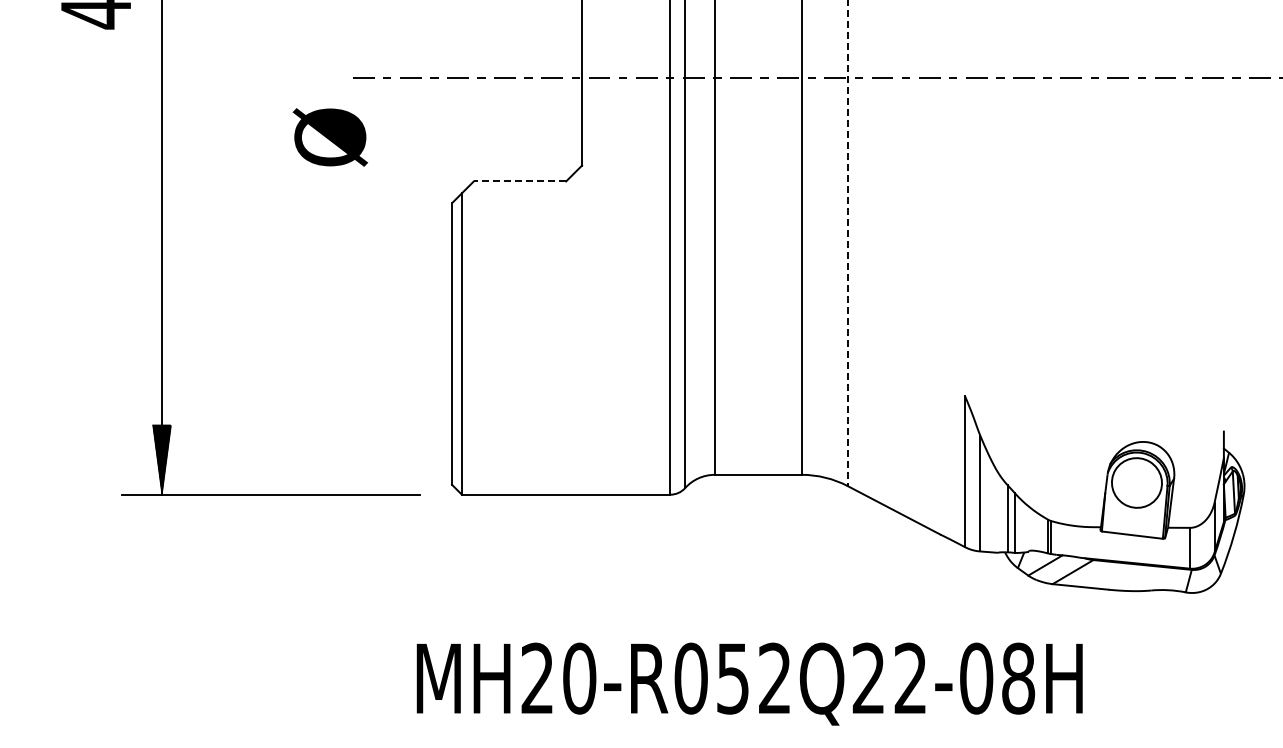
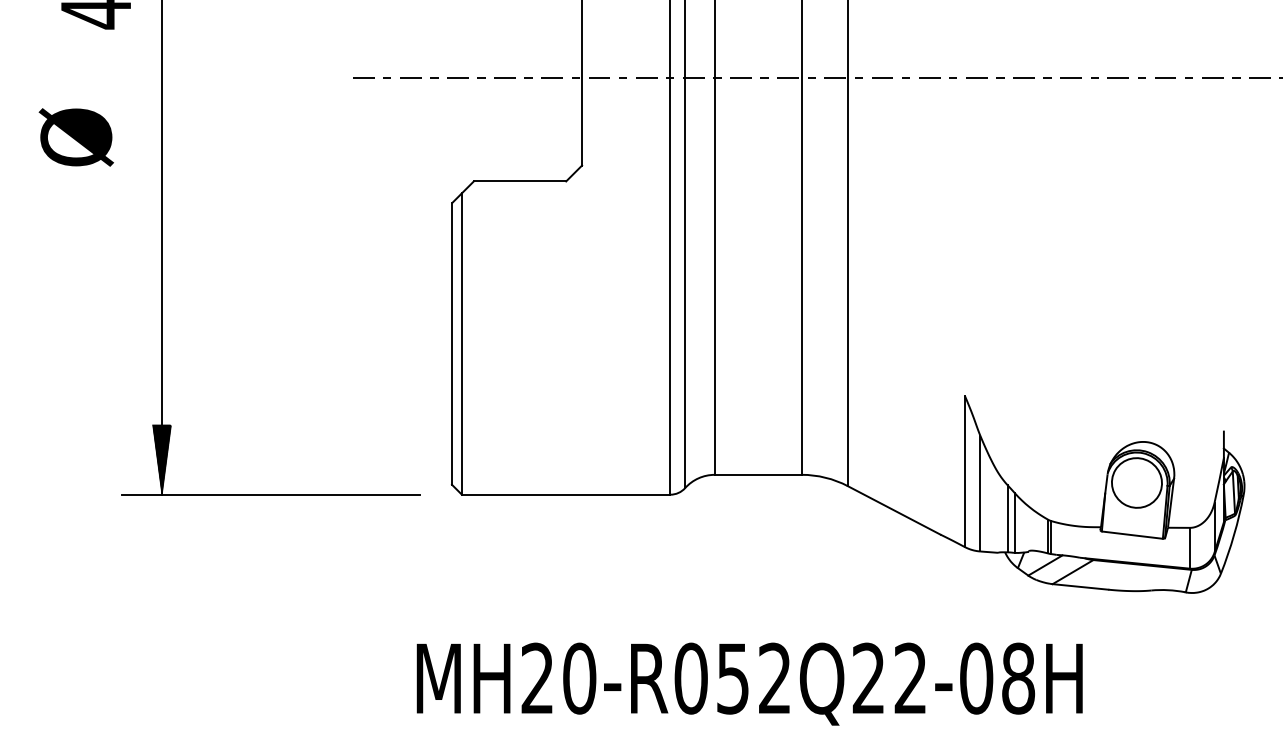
text position: (329, 137) -> (75, 137) (75, 137)
line: dashed -> solid (519, 181)
line: dashed -> solid (847, 243)
